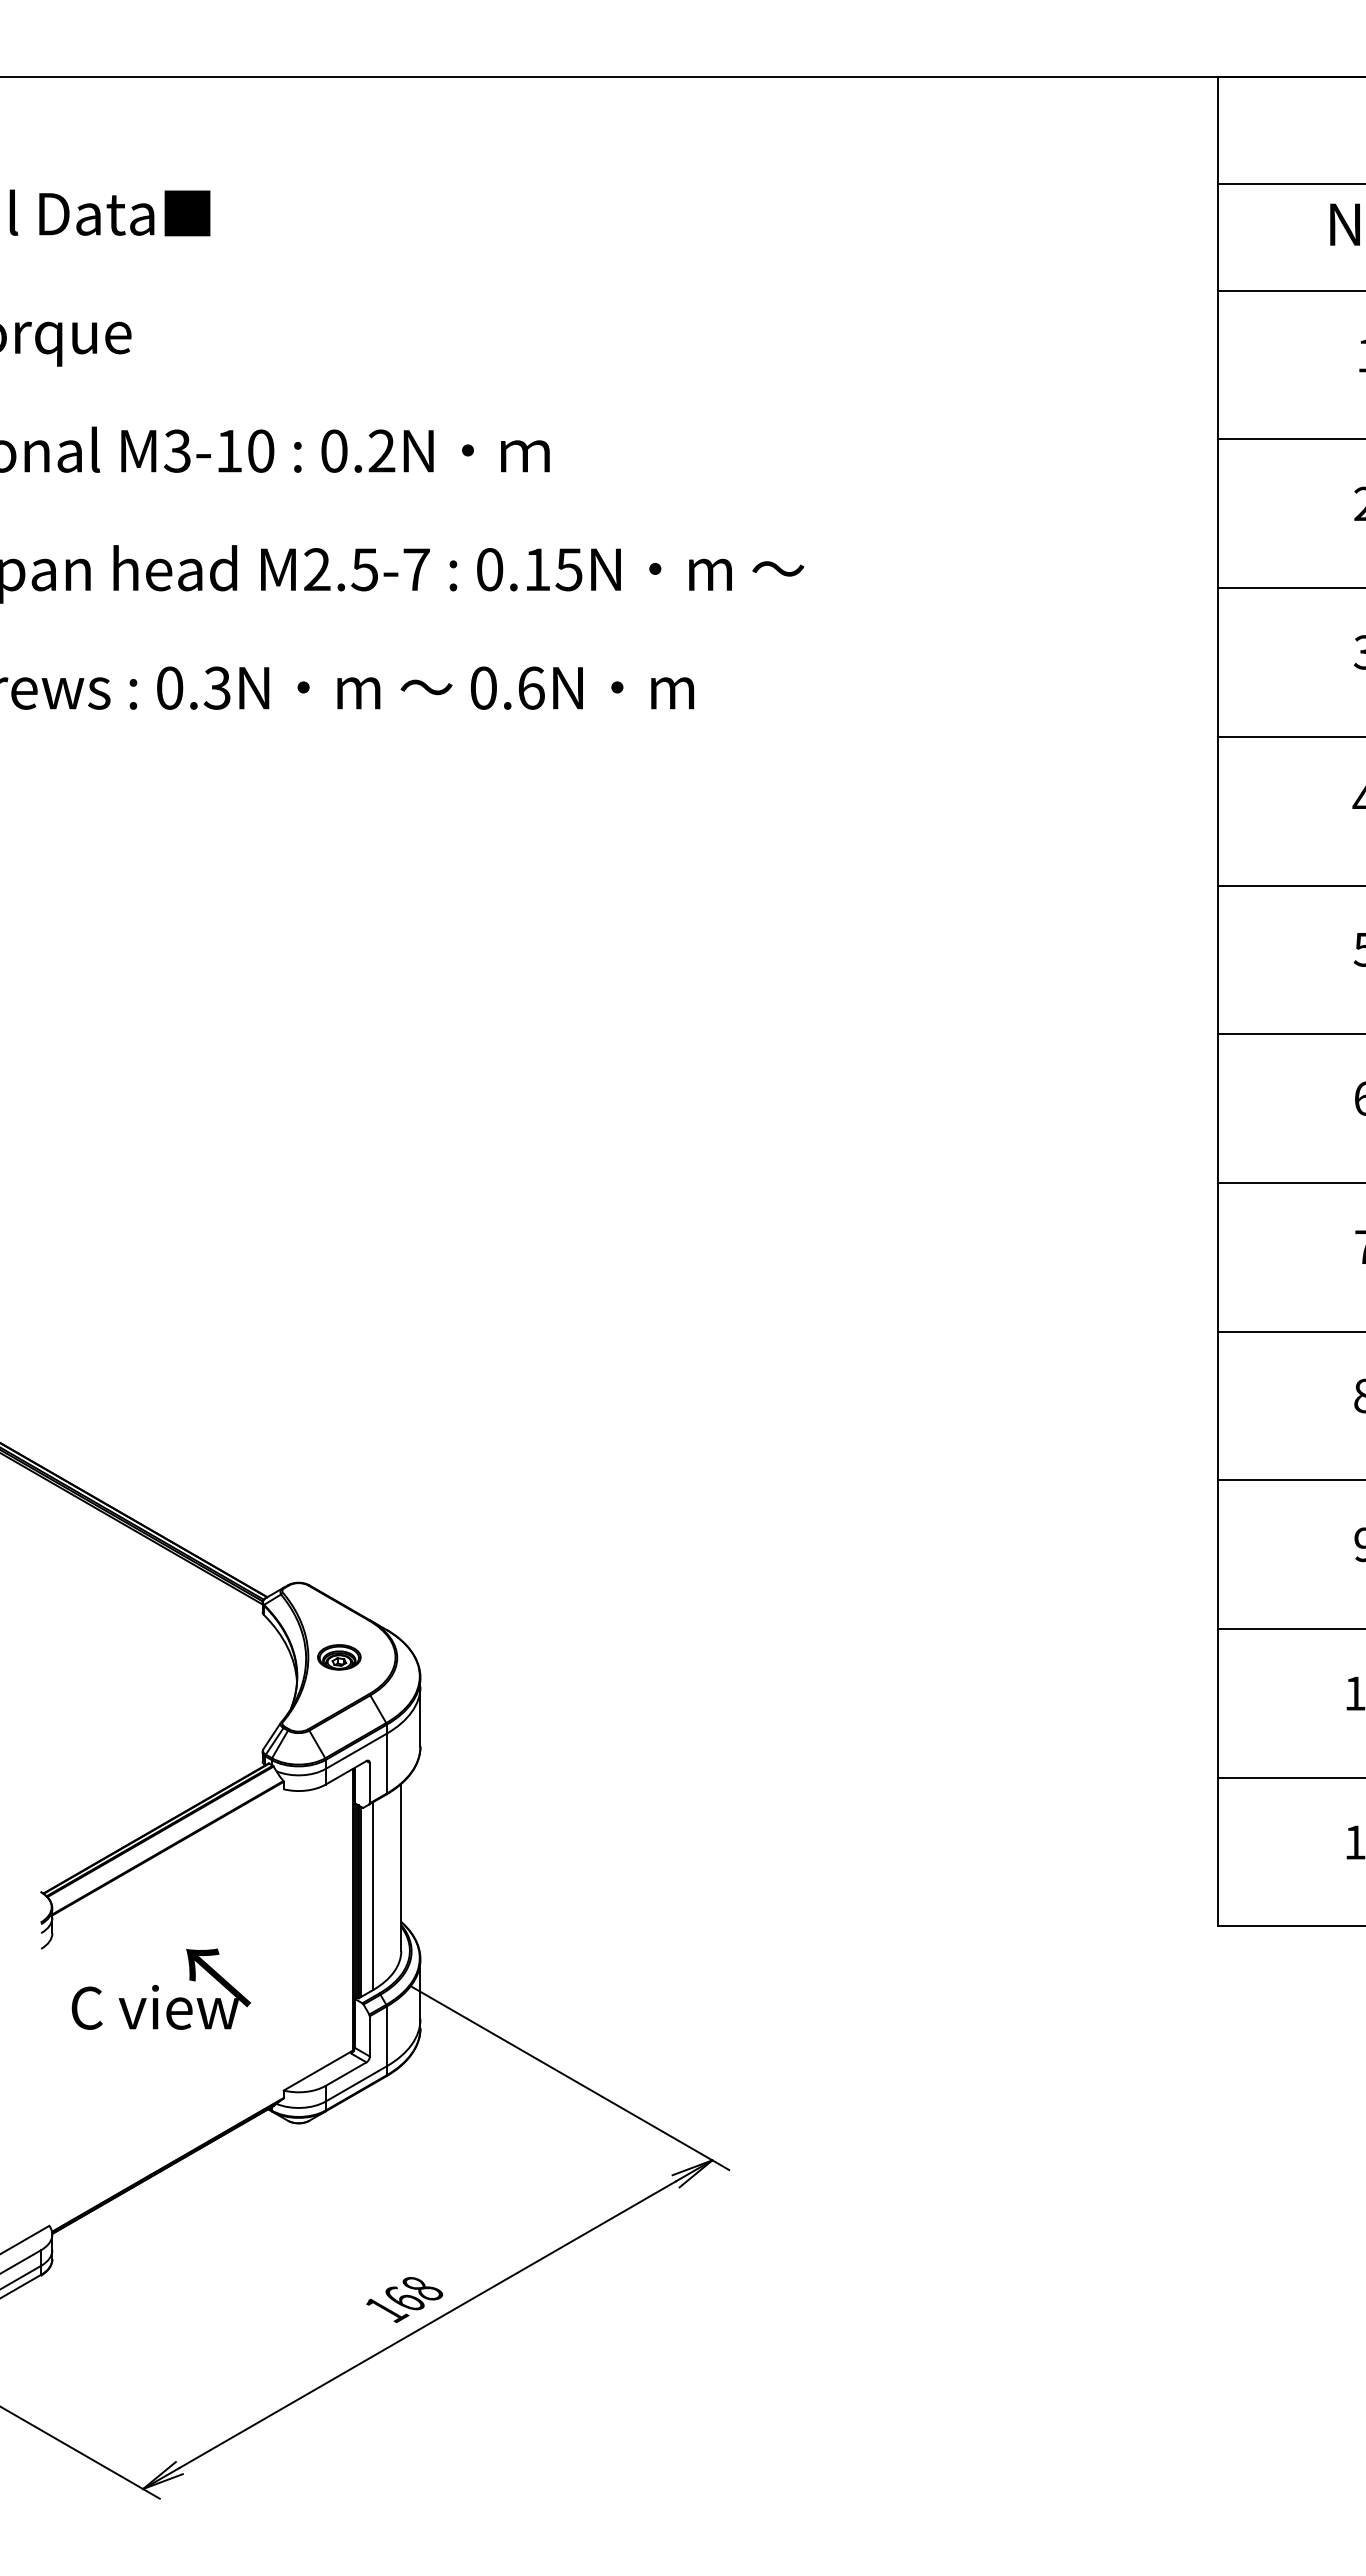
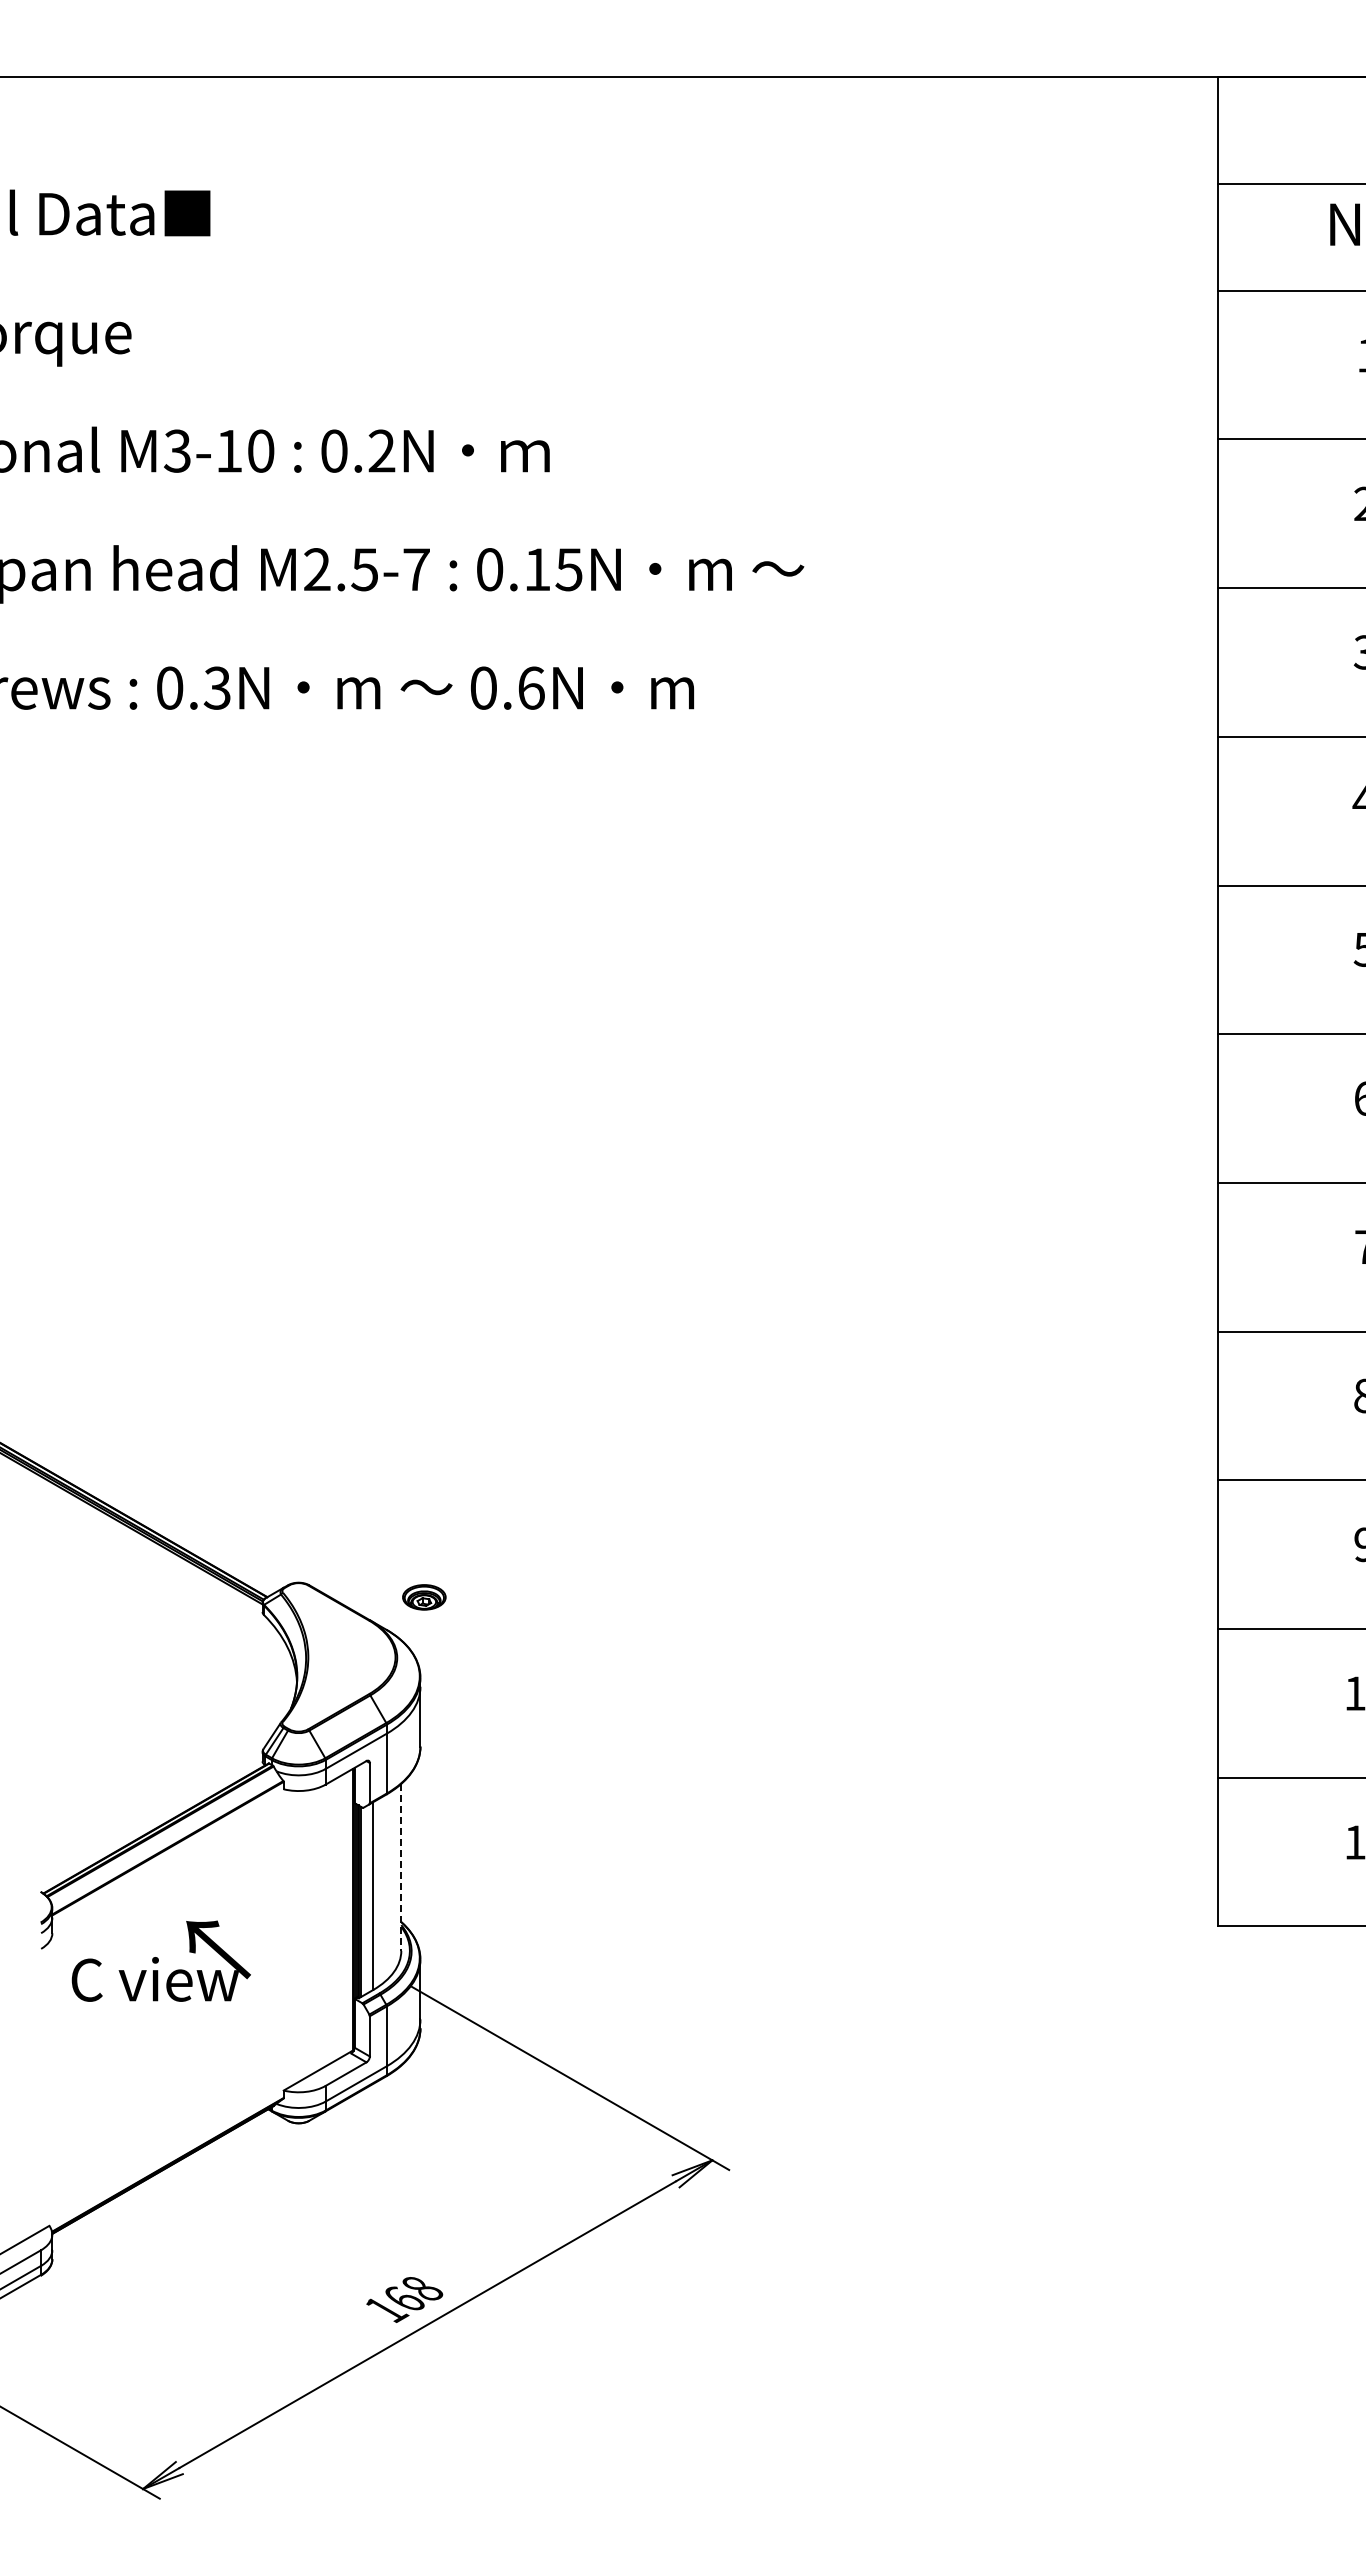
part position: (339, 1657) -> (424, 1597) (424, 1597)
line: solid -> dashed (401, 1867)
text position: (160, 1988) -> (160, 1960) (160, 1960)
